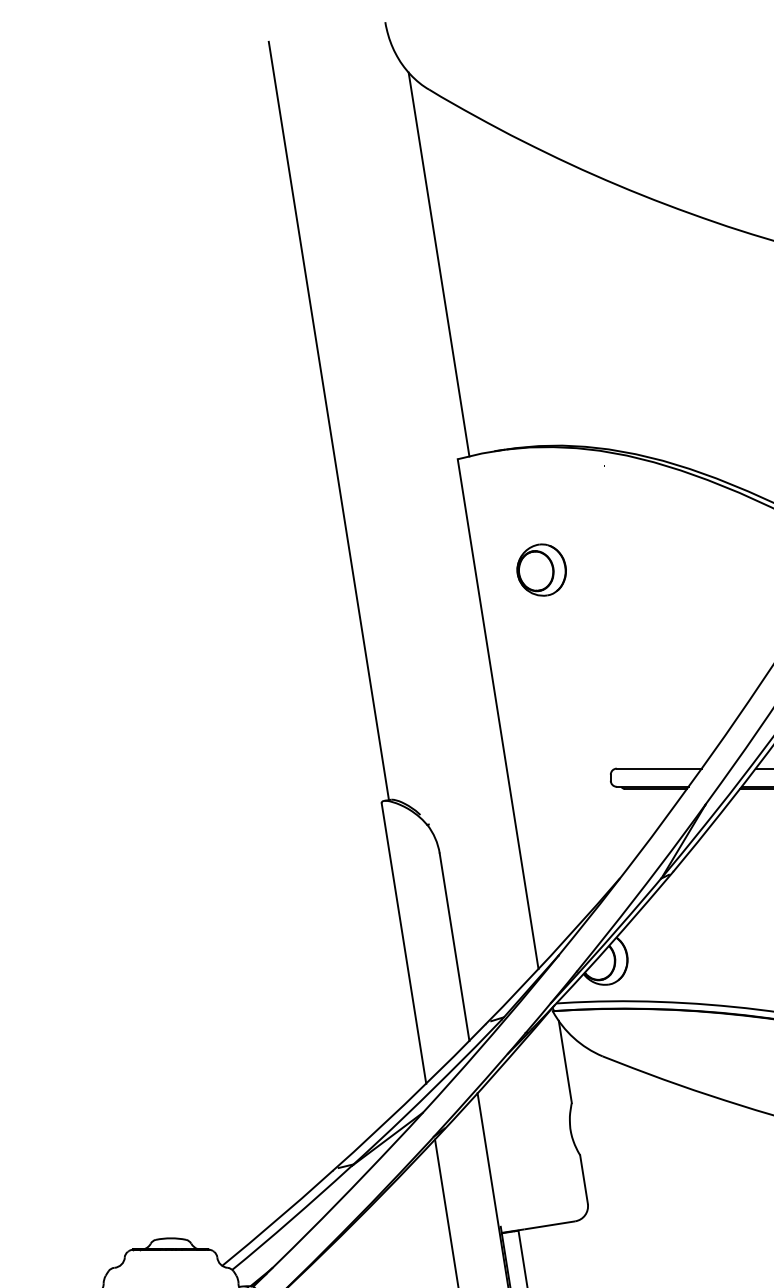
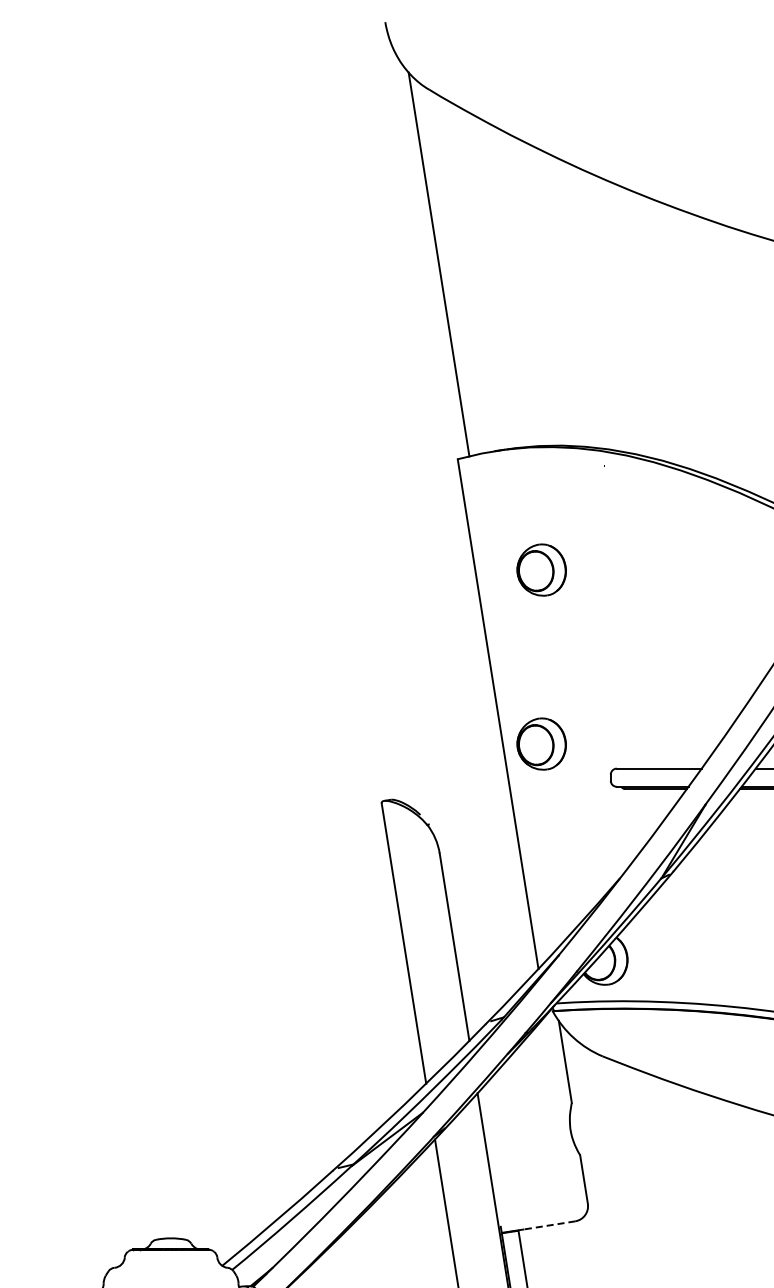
line: present -> none (328, 420)
part: none -> present (541, 743)
line: solid -> dashed (549, 1225)
